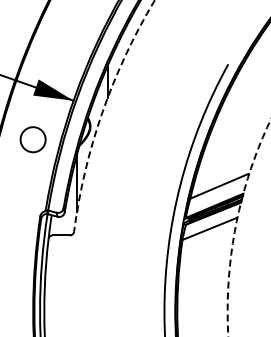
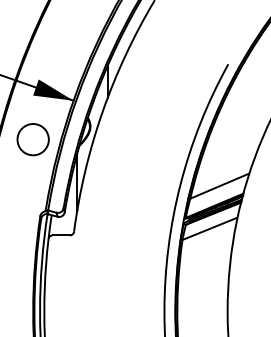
arc: dashed -> solid (102, 111)
circle size: 28x28 px -> 34x34 px (32, 139)
circle: dashed -> solid (248, 227)
